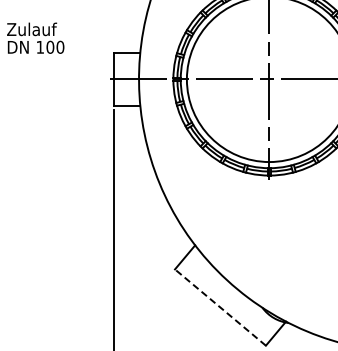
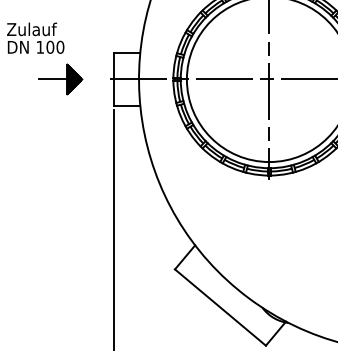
part: none -> present (60, 79)
line: dashed -> solid (220, 307)
